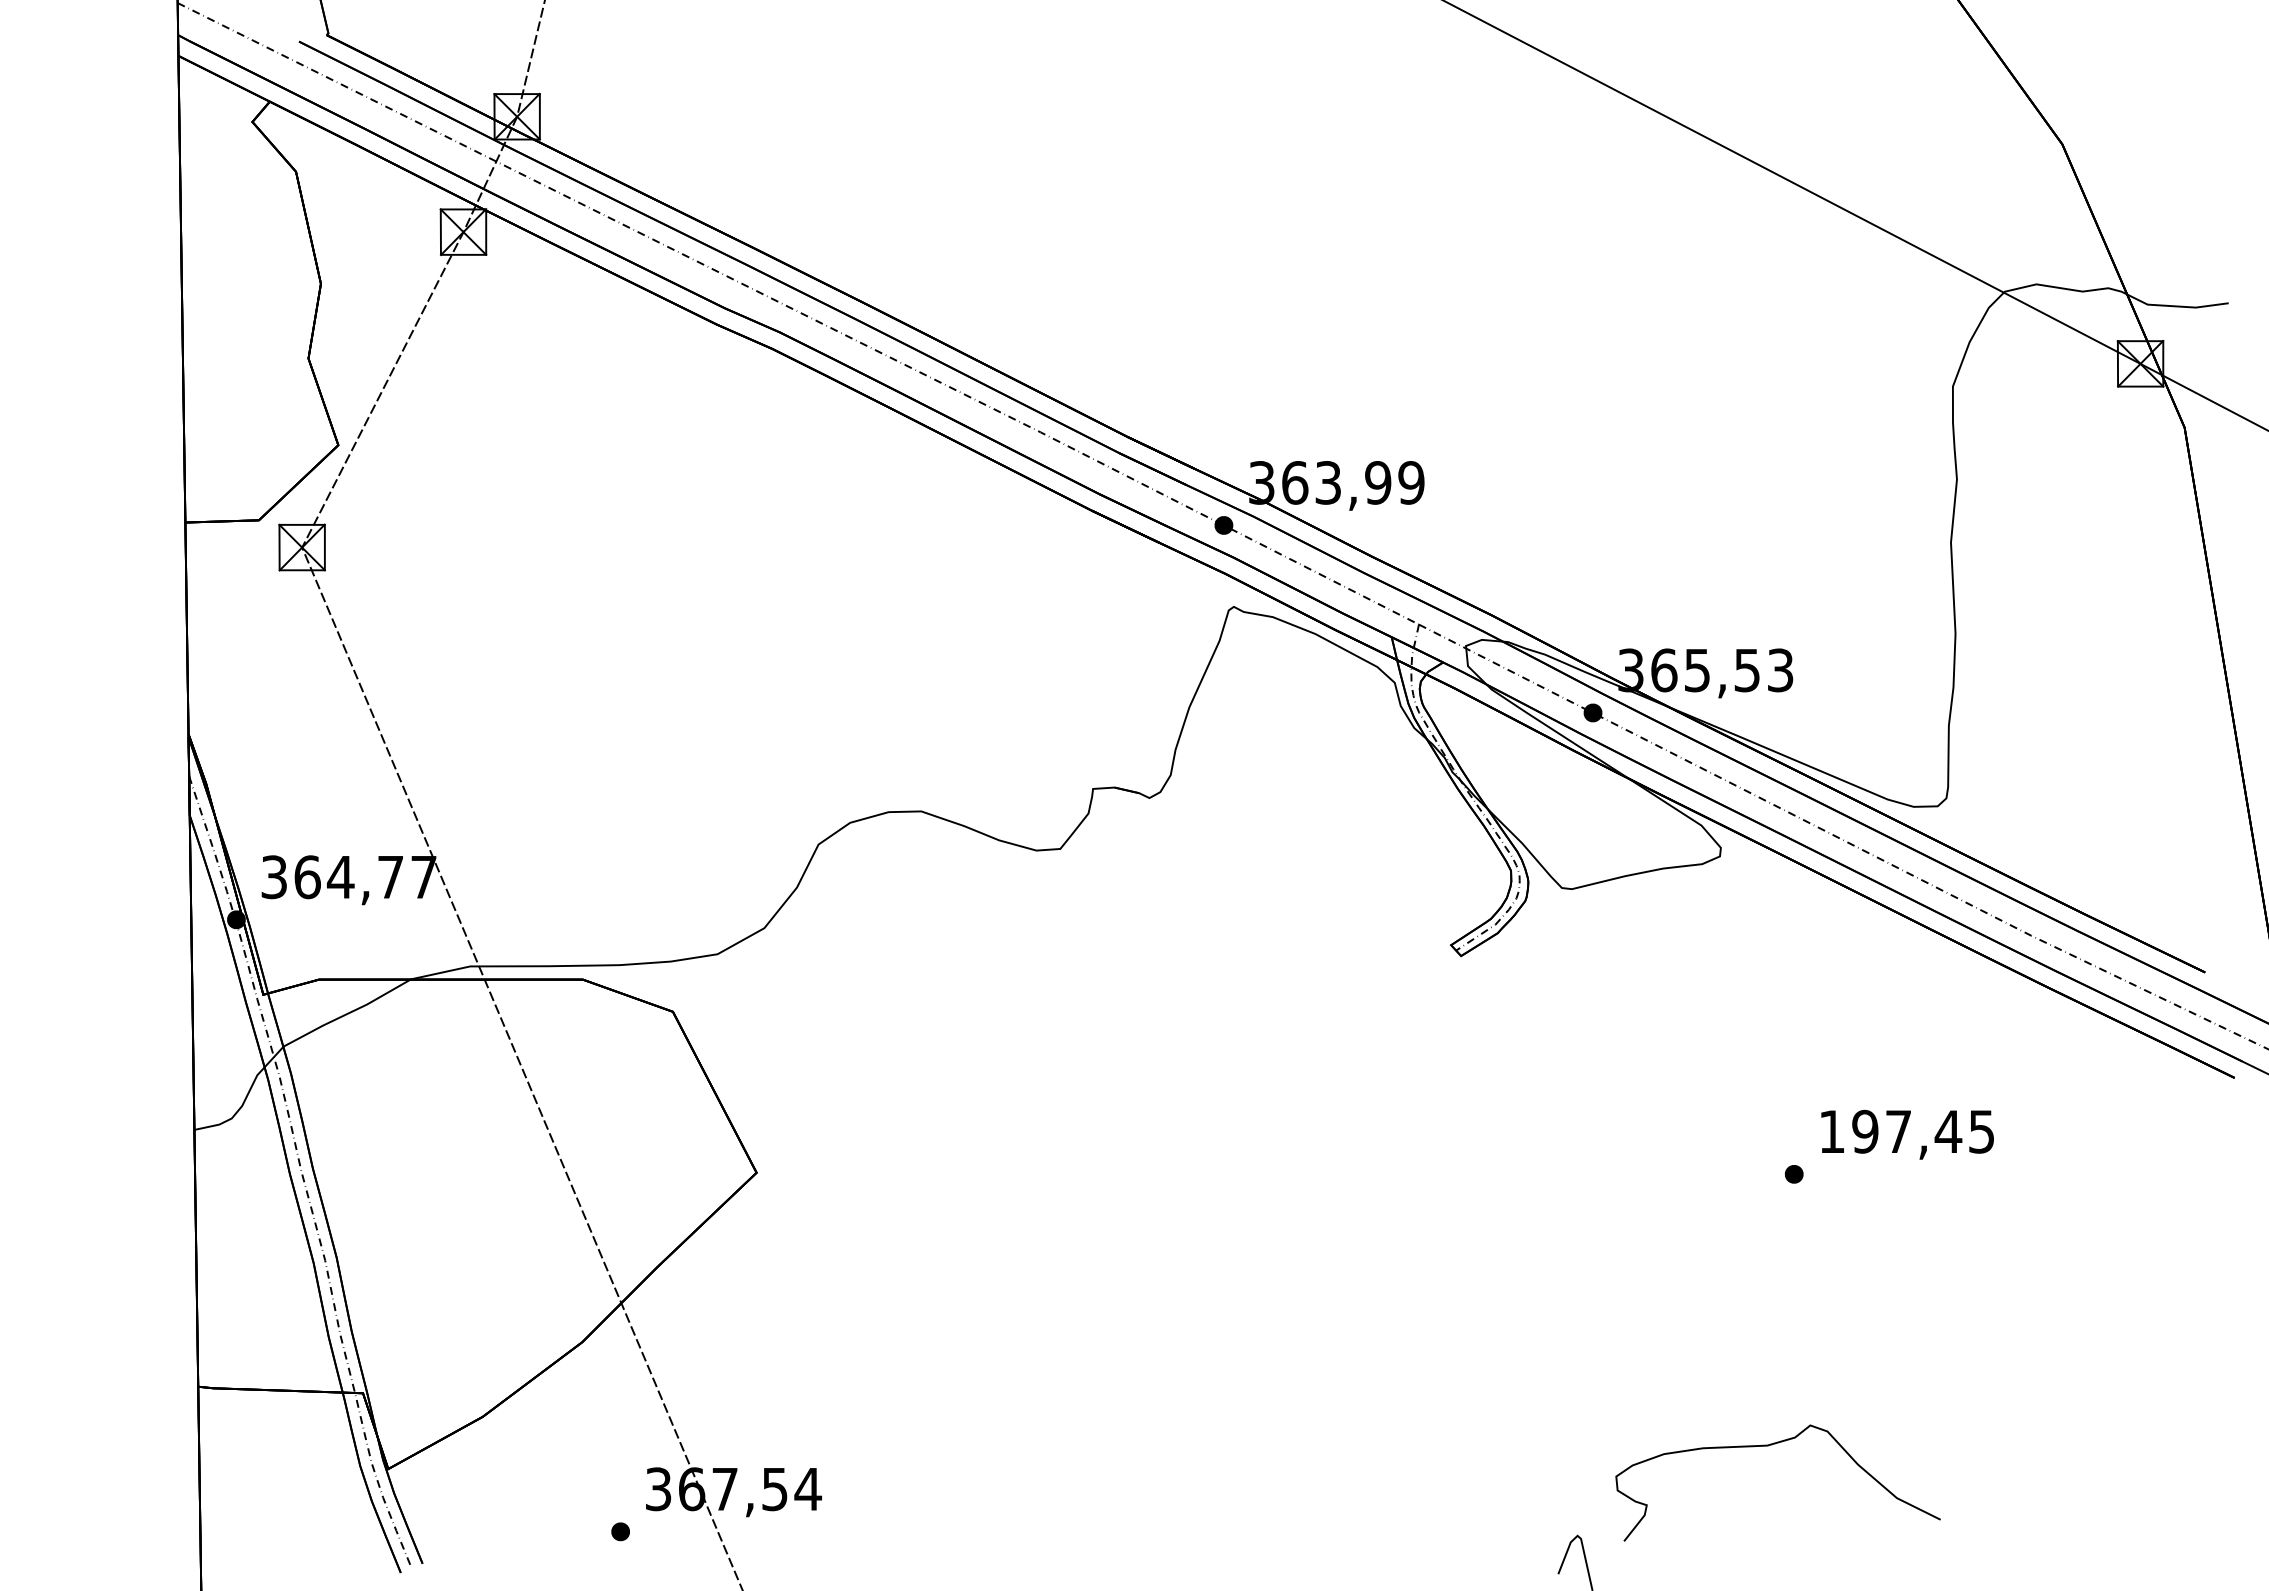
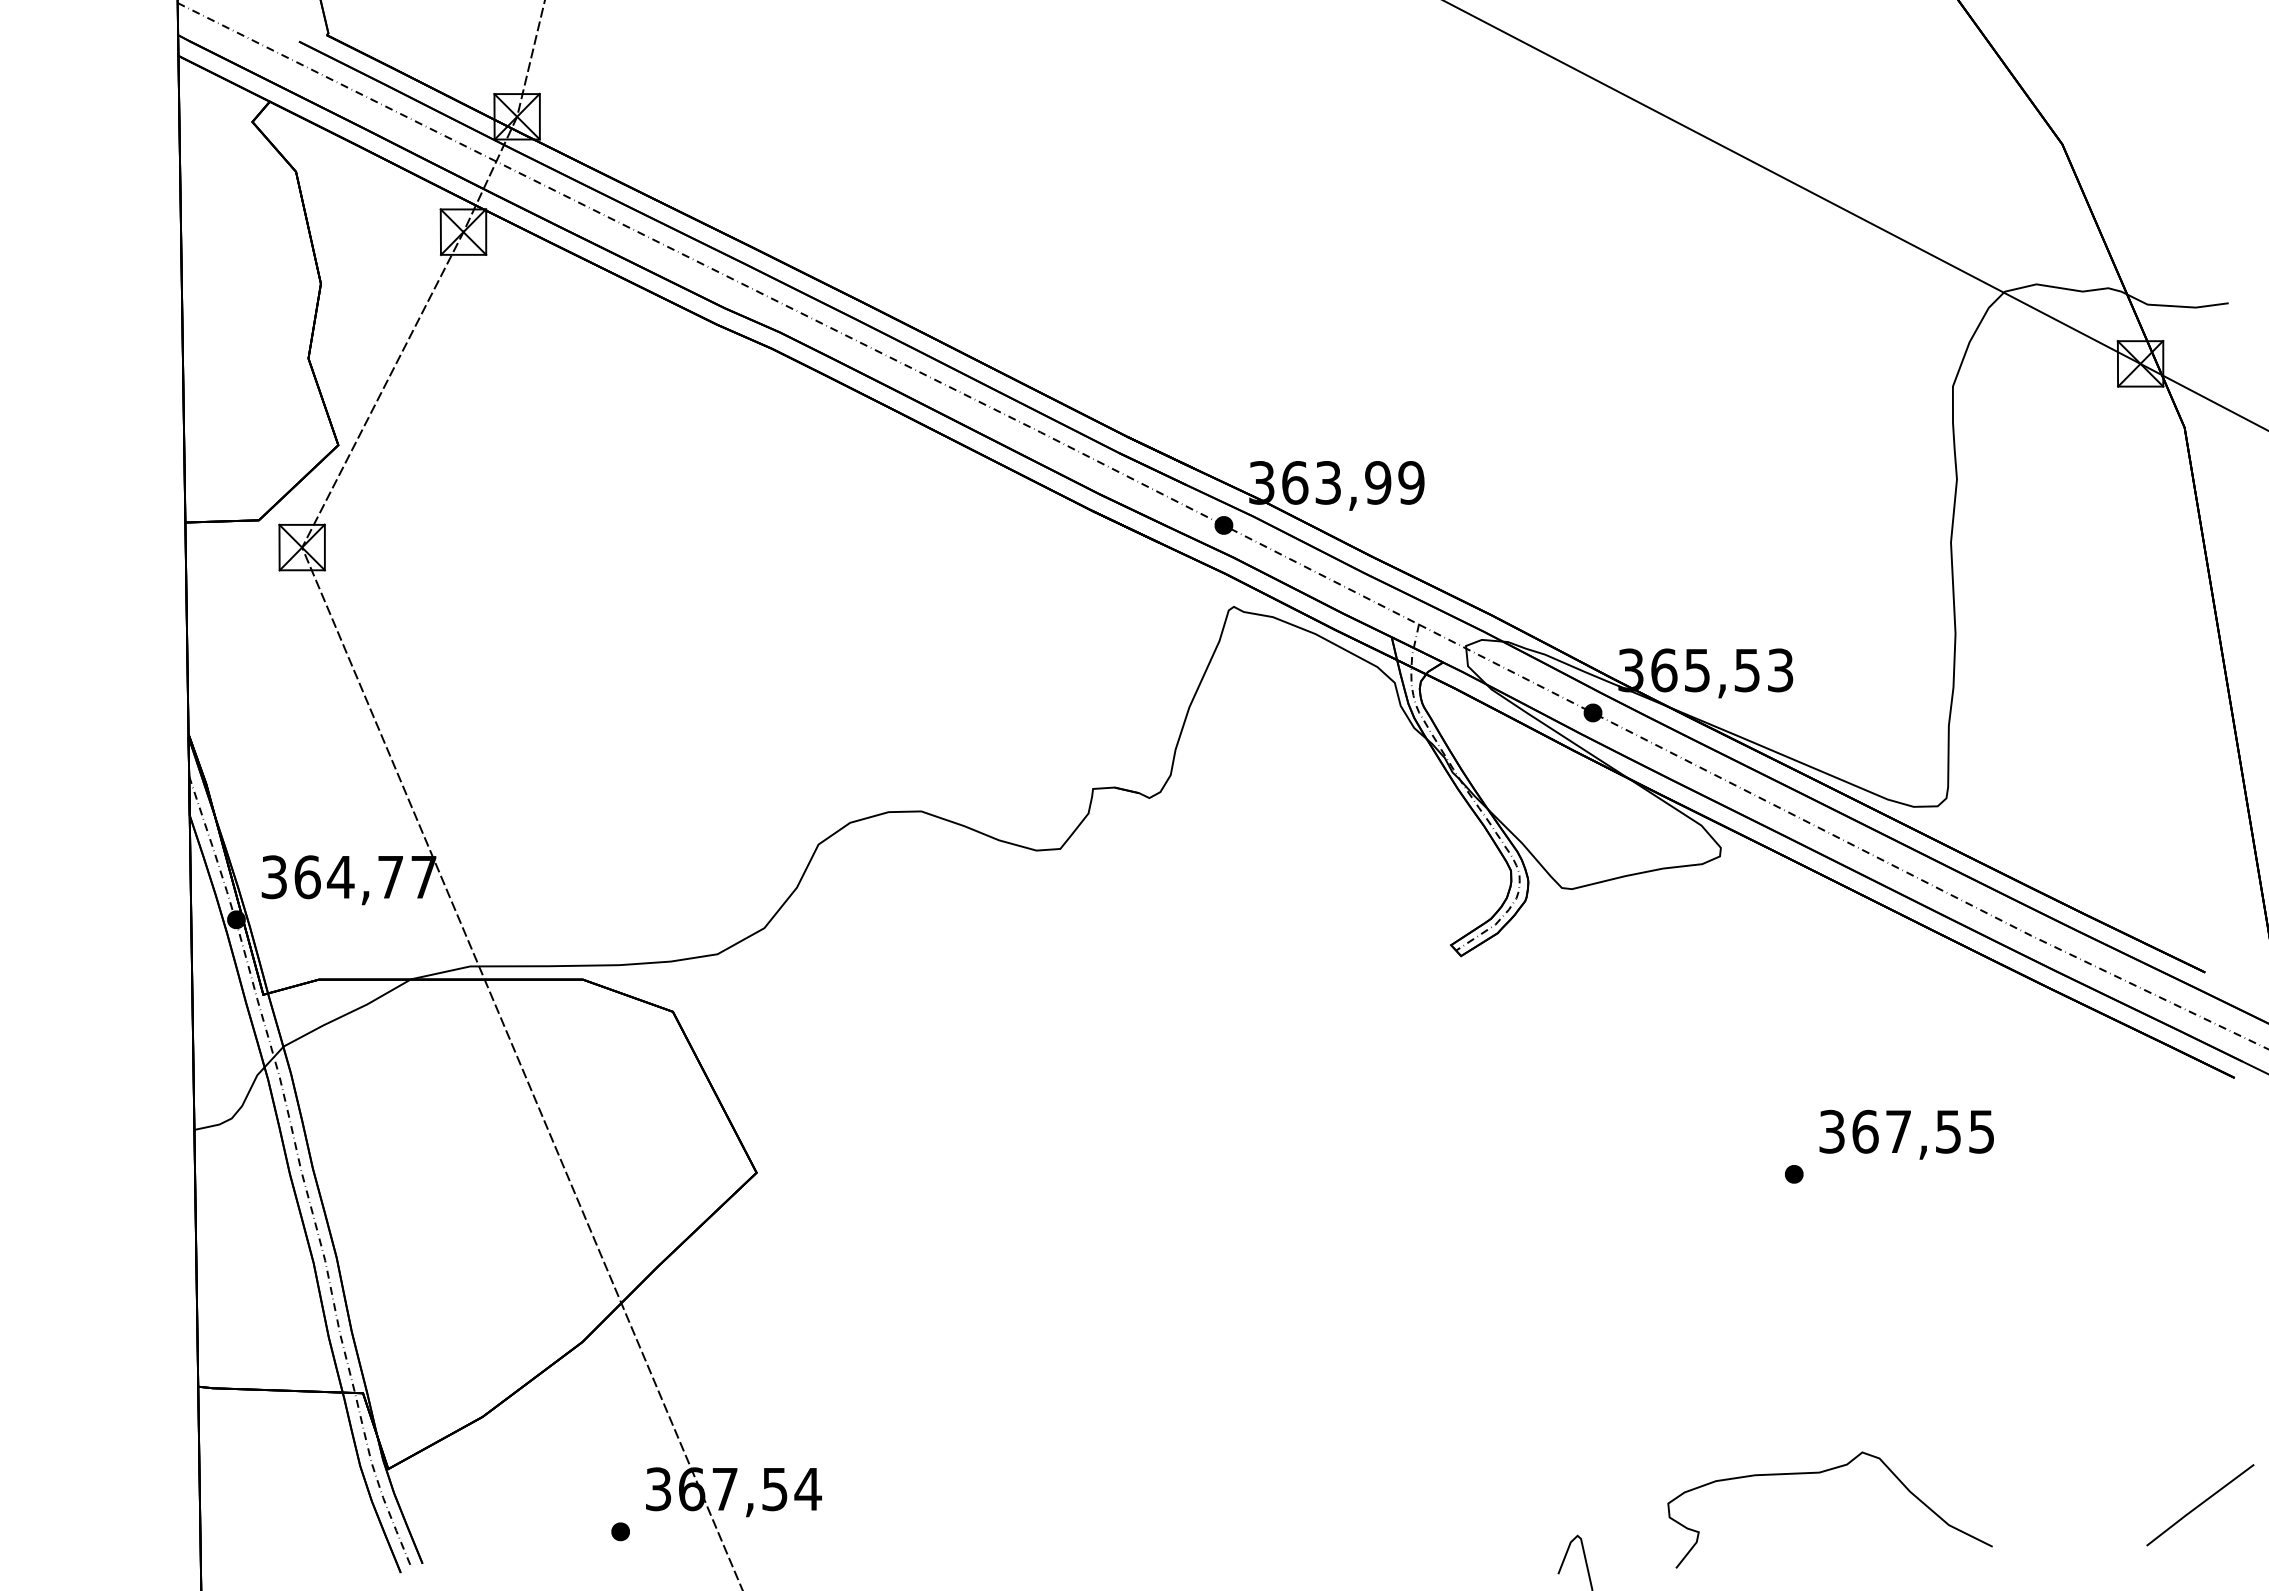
text: 197,45 -> 367,55 (1890, 1131)
curve position: (1768, 1446) -> (1820, 1473) (1820, 1473)
line: none -> present (2200, 1505)
